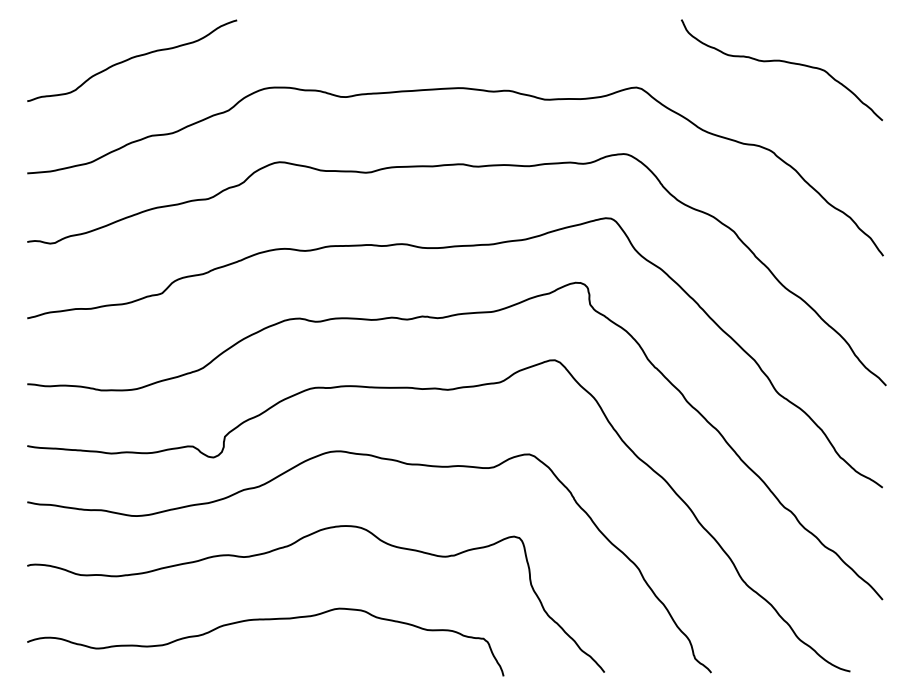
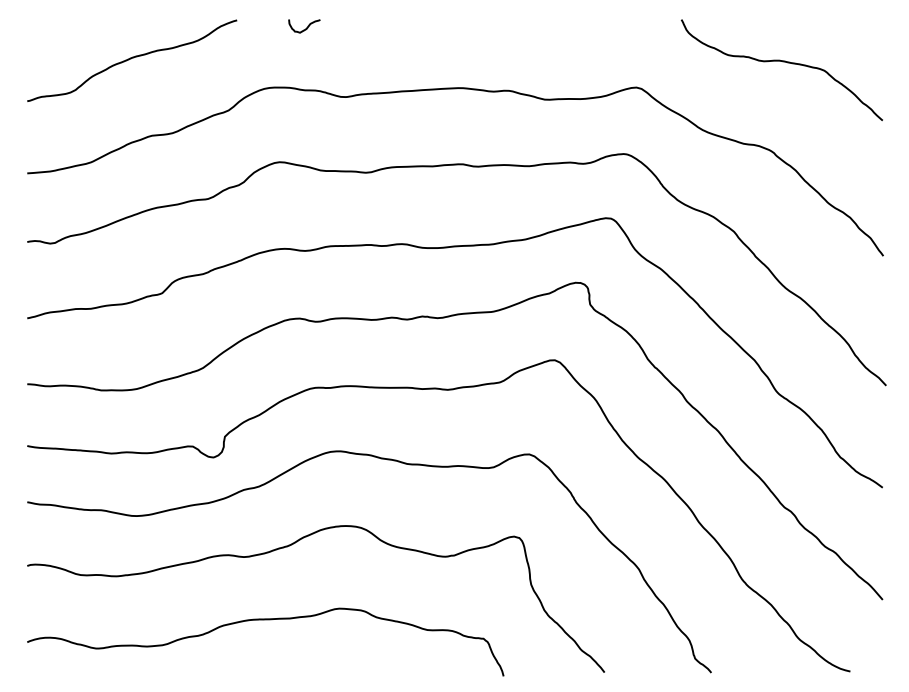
curve: none -> present (306, 27)
